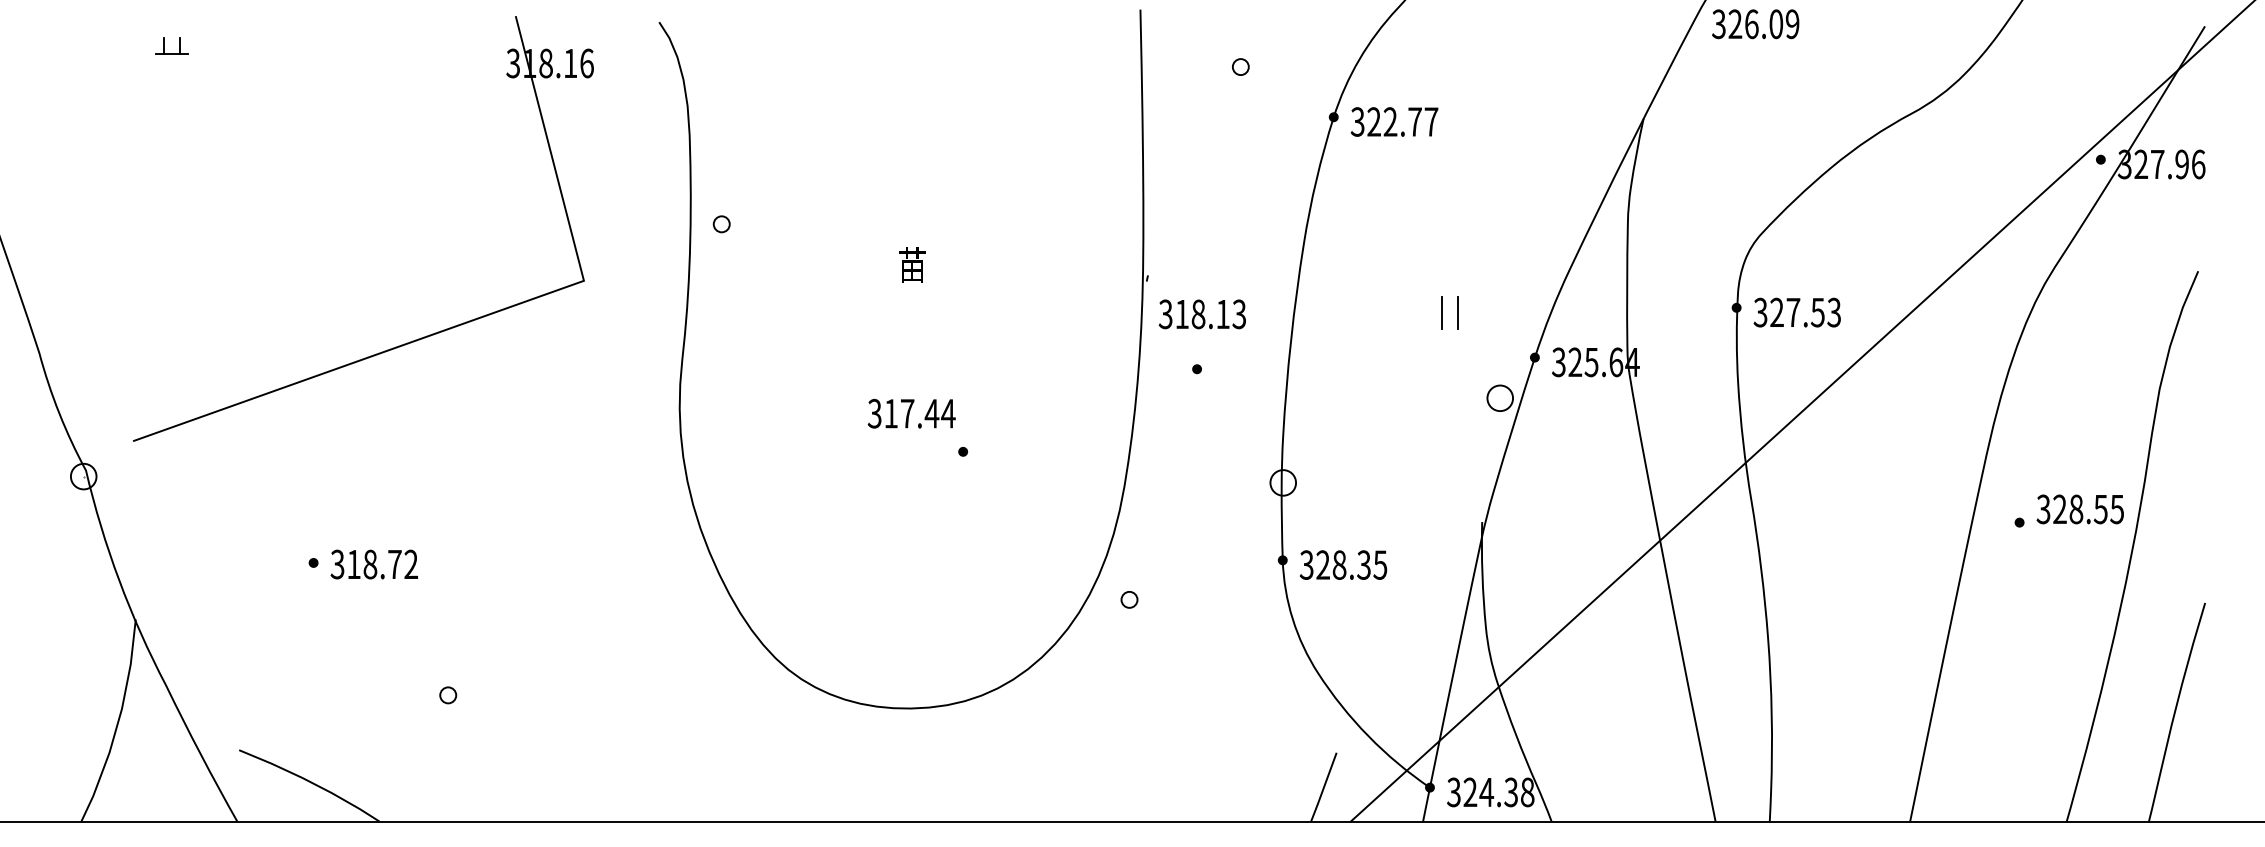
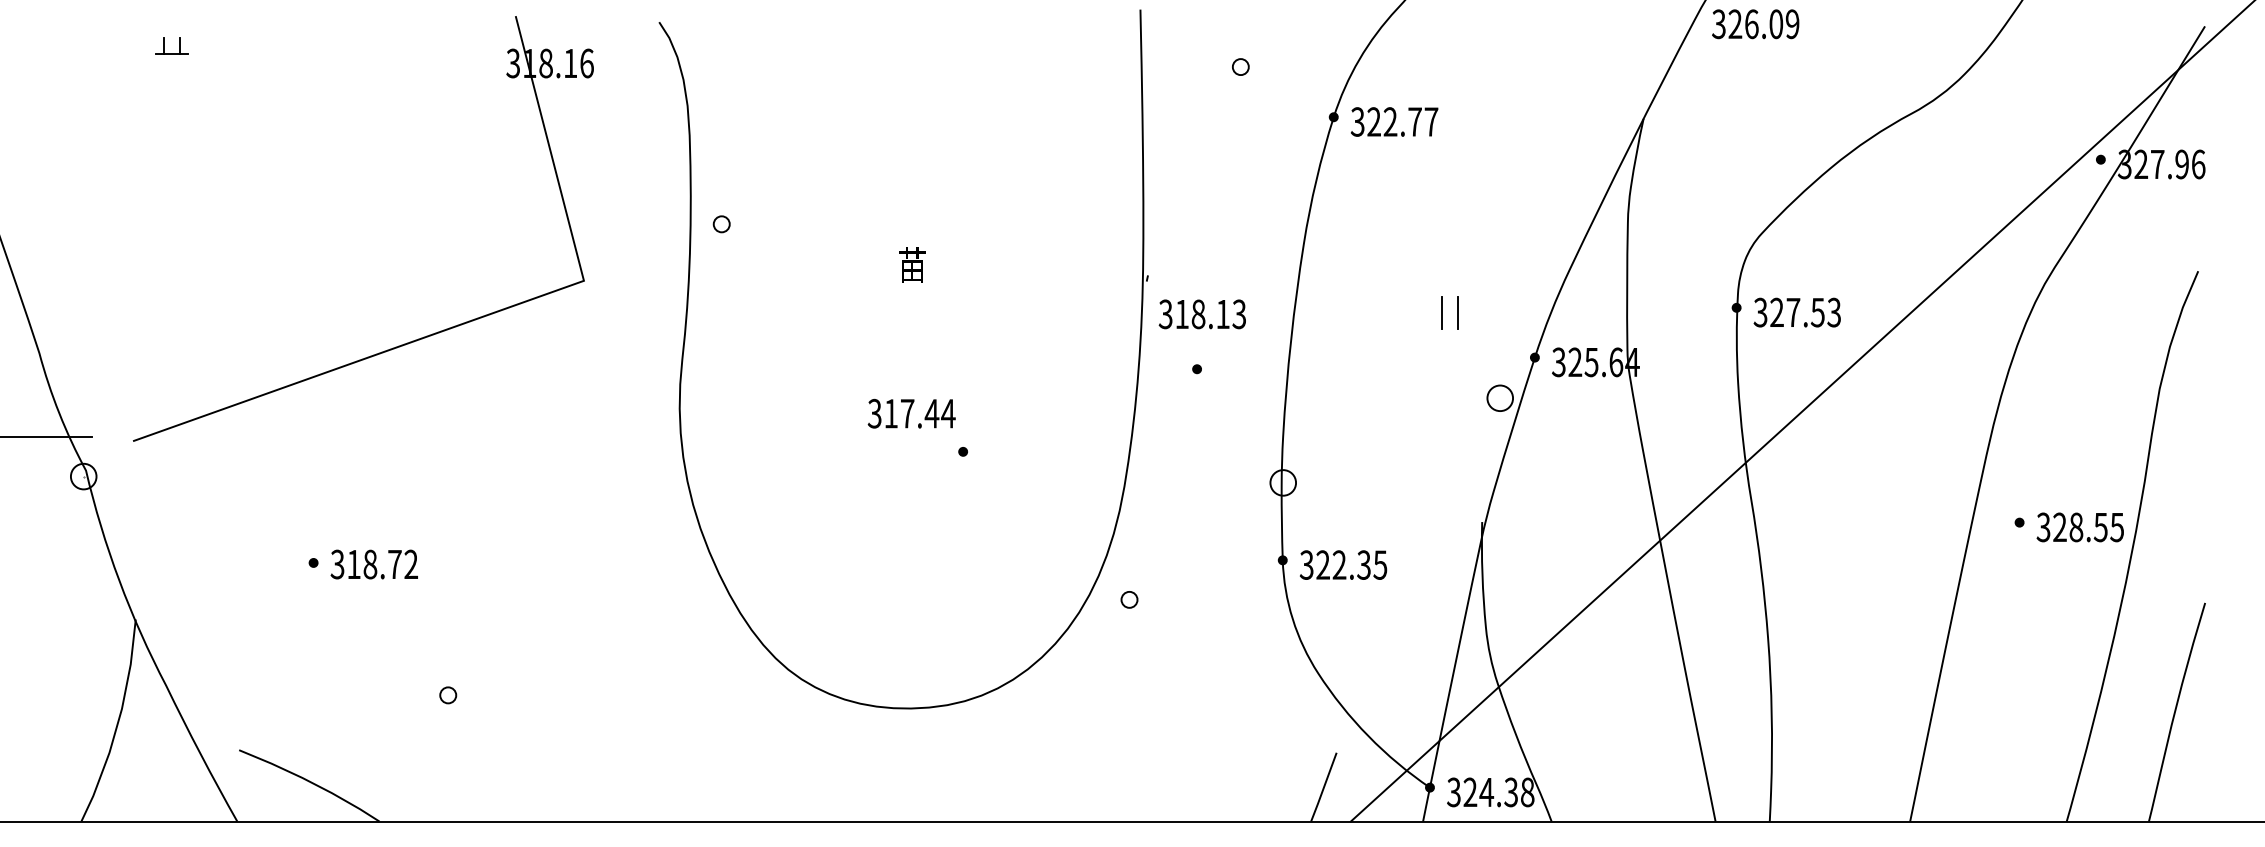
line: none -> present (46, 437)
text position: (2079, 509) -> (2079, 527) (2079, 527)
text: 328.35 -> 322.35 (1339, 564)
